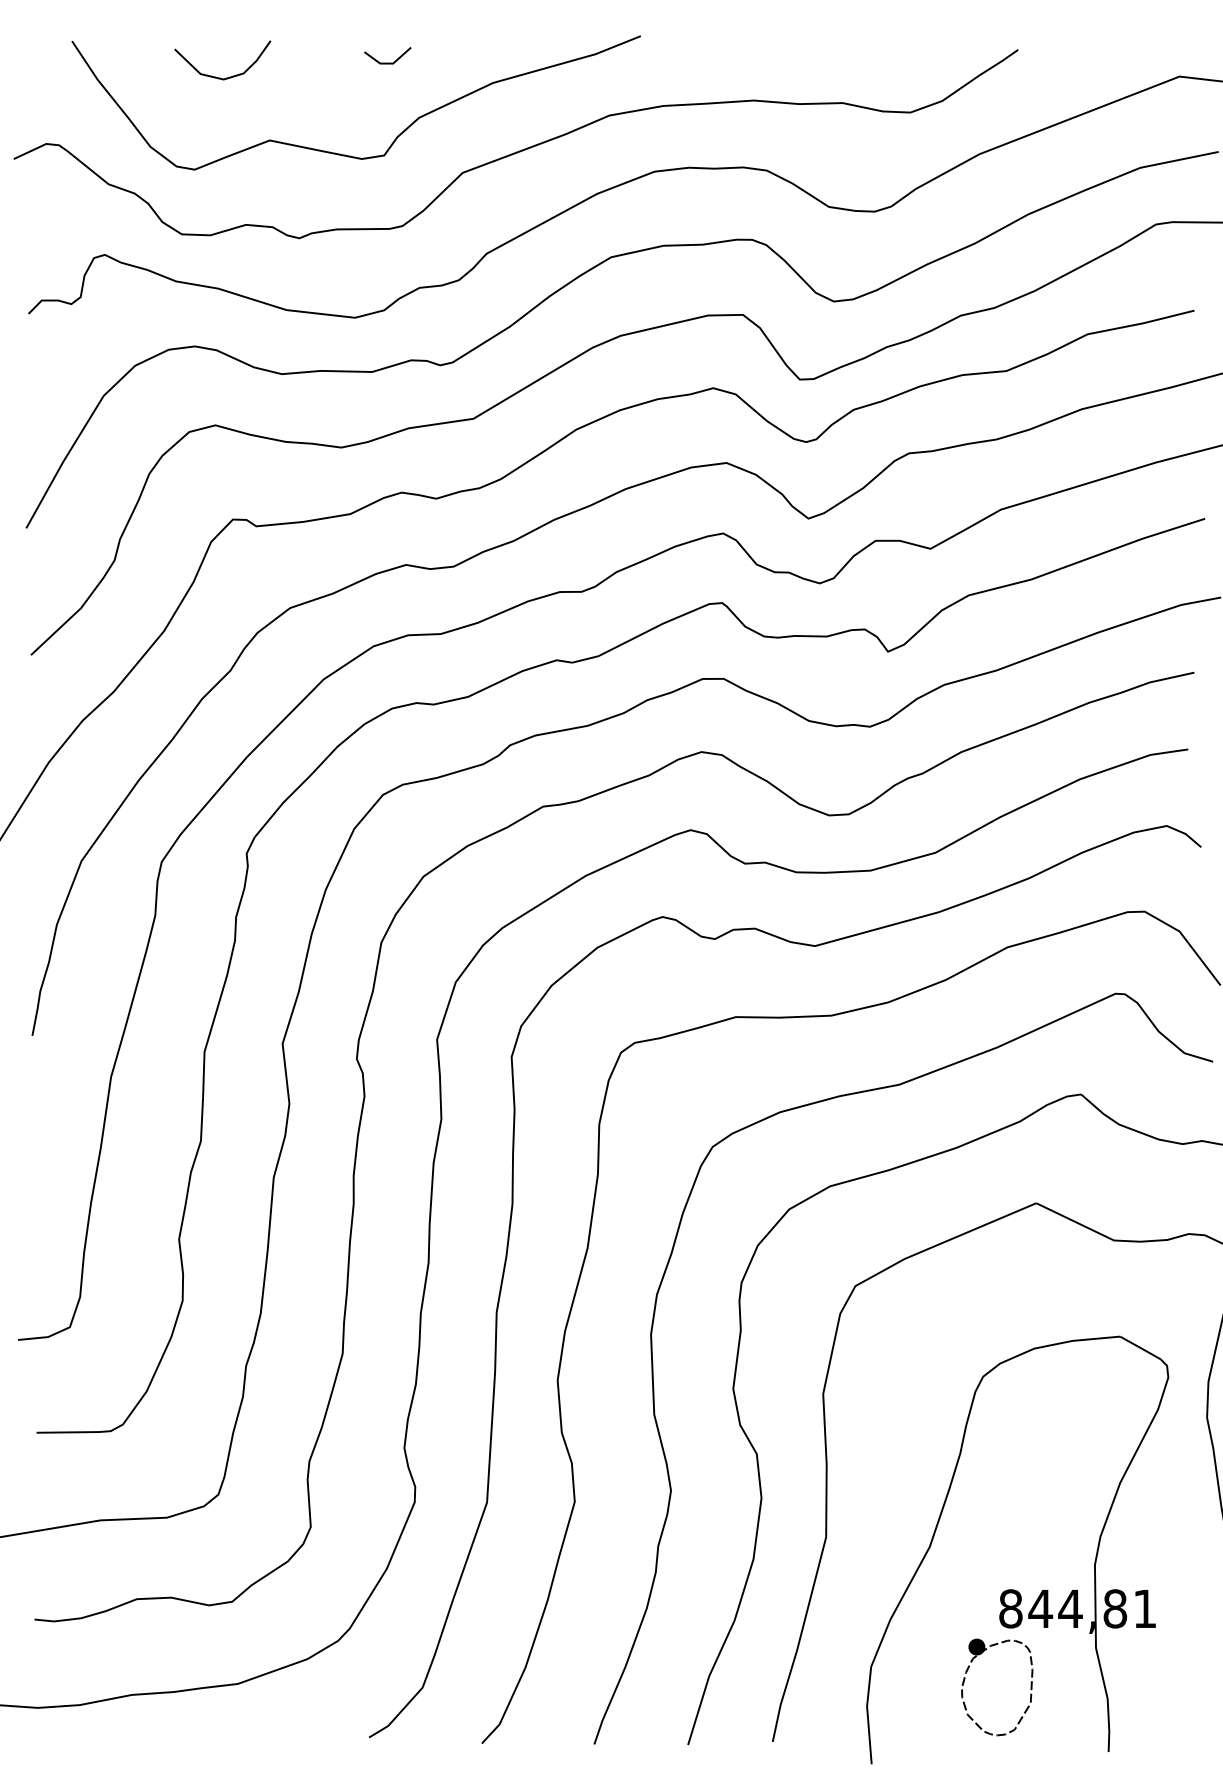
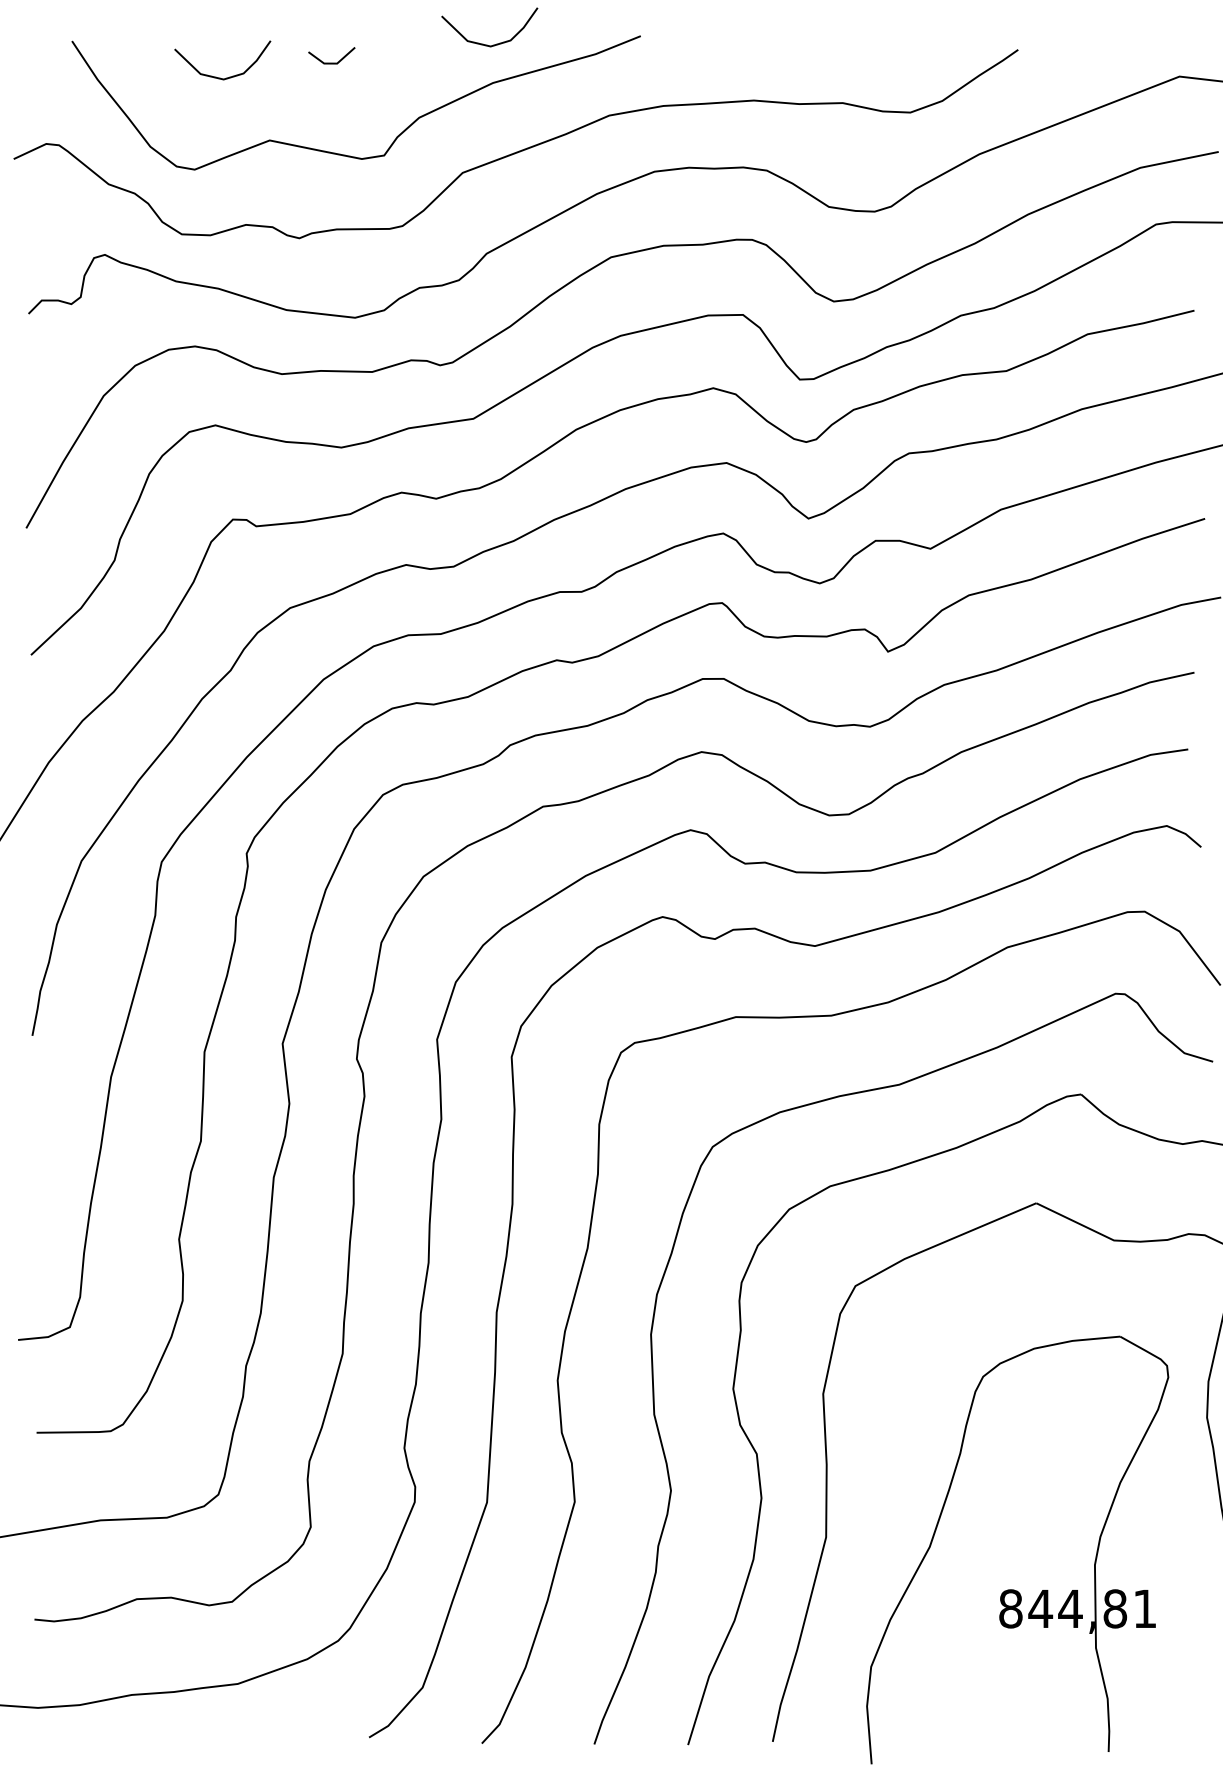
curve: none -> present (483, 43)
line position: (387, 62) -> (331, 62) (331, 62)
part: present -> none (965, 1679)
